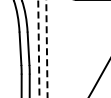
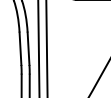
line: dashed -> solid (46, 48)
line: dashed -> solid (38, 49)
